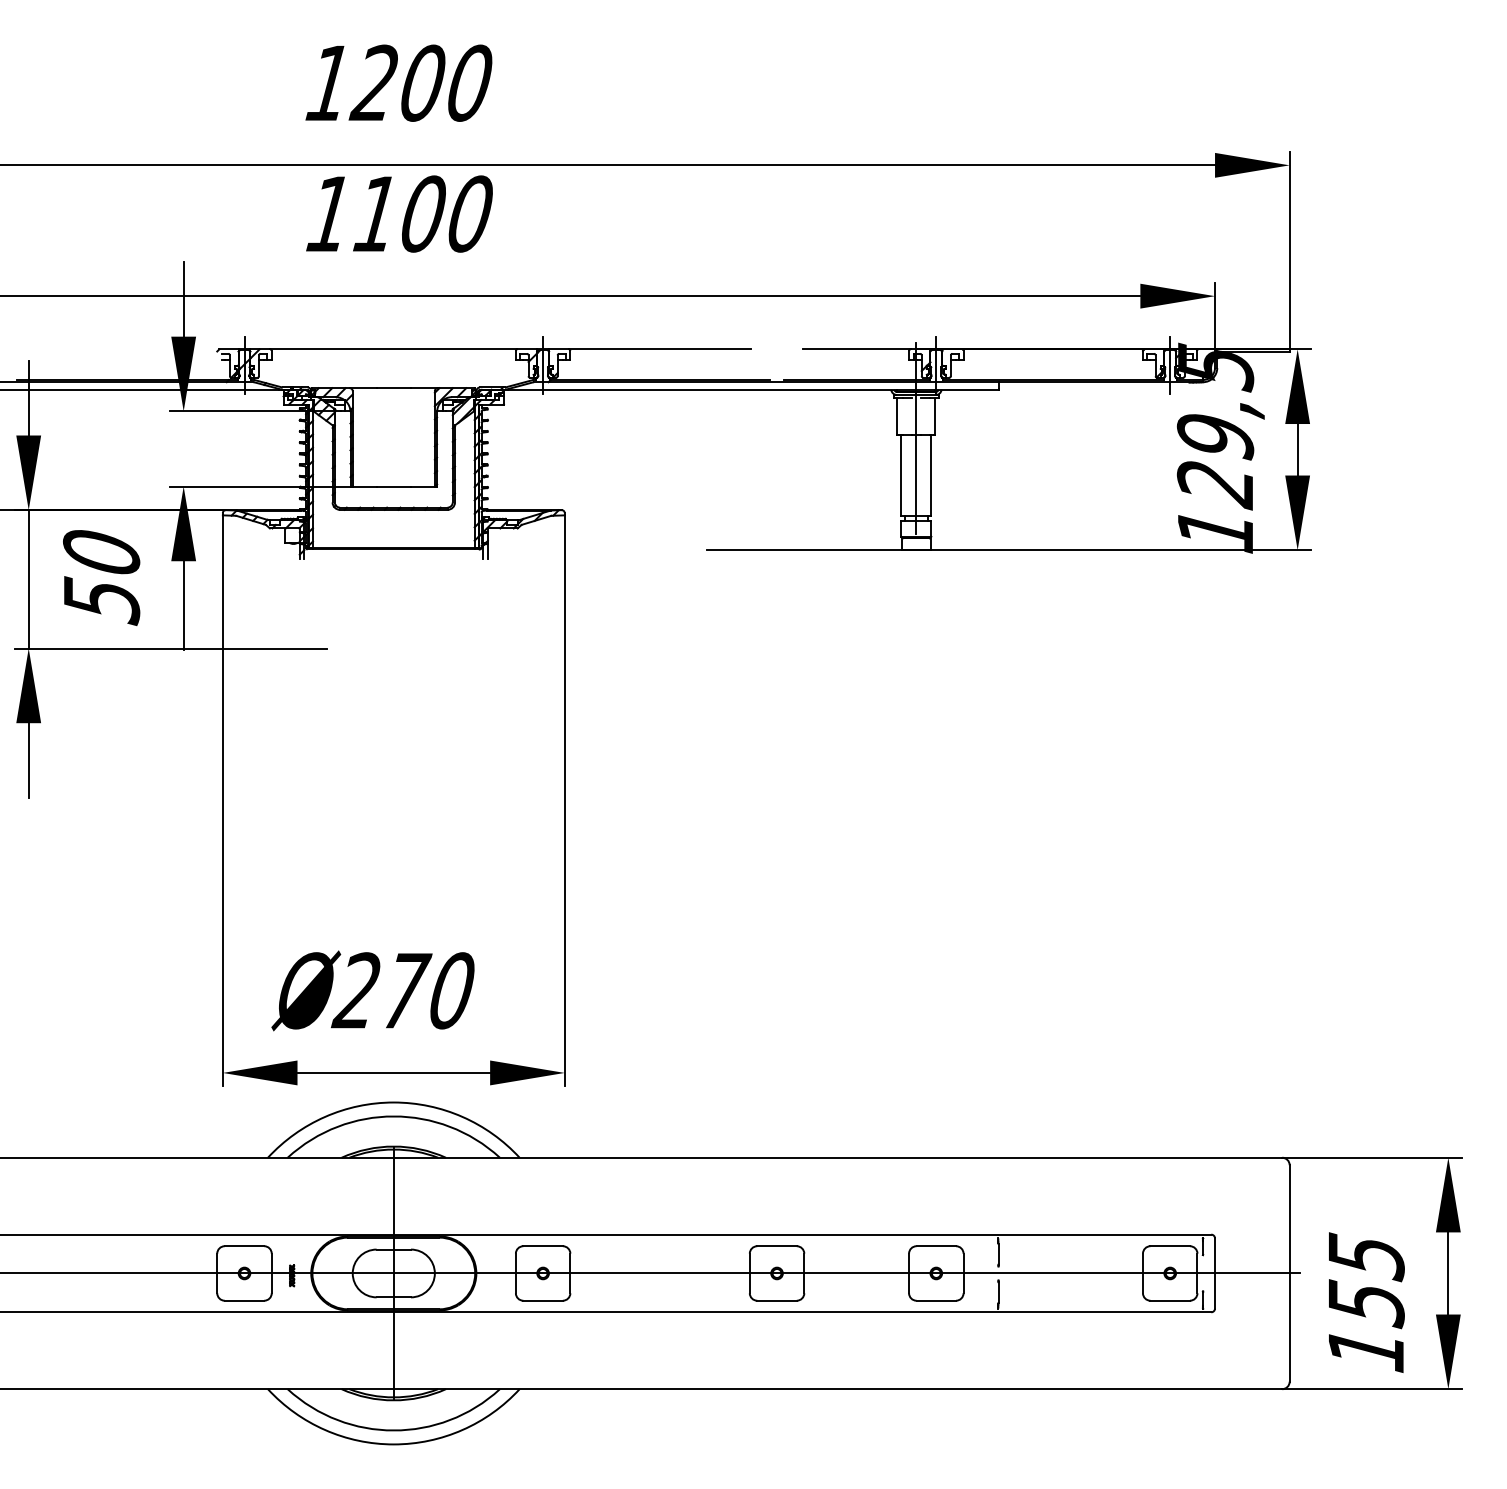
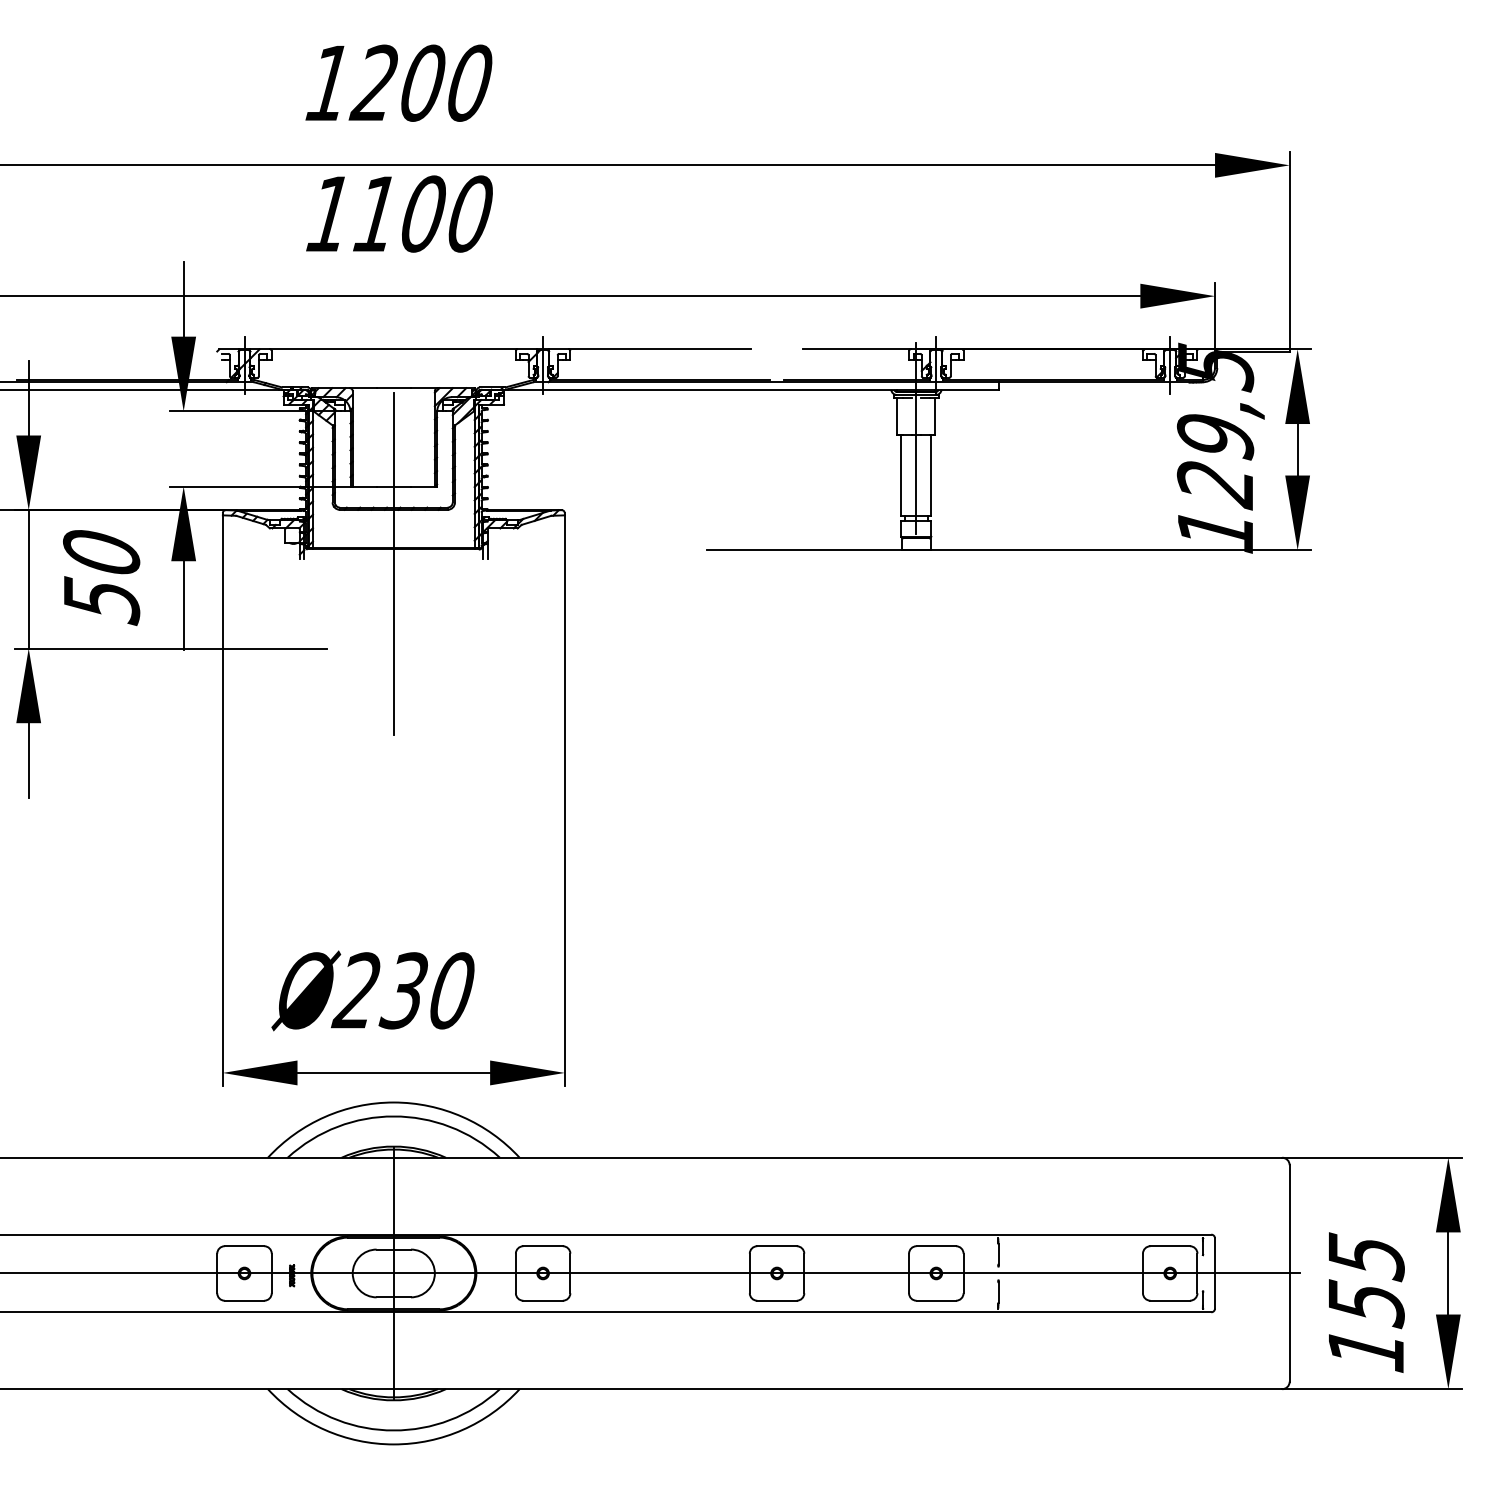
line: none -> present (393, 564)
text: Ø270 -> Ø230 (405, 990)
